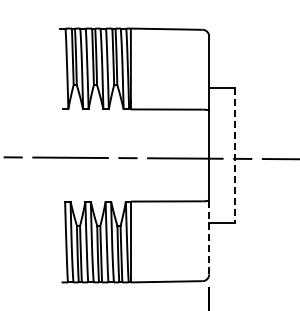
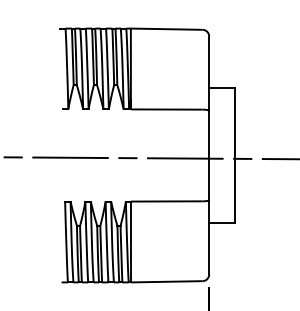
line: dashed -> solid (234, 155)
line: dashed -> solid (209, 236)
